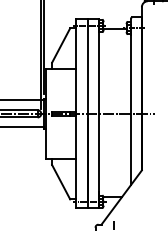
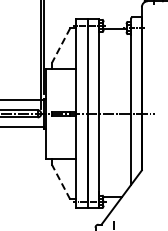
line: solid -> dashed (60, 45)
line: solid -> dashed (60, 181)
